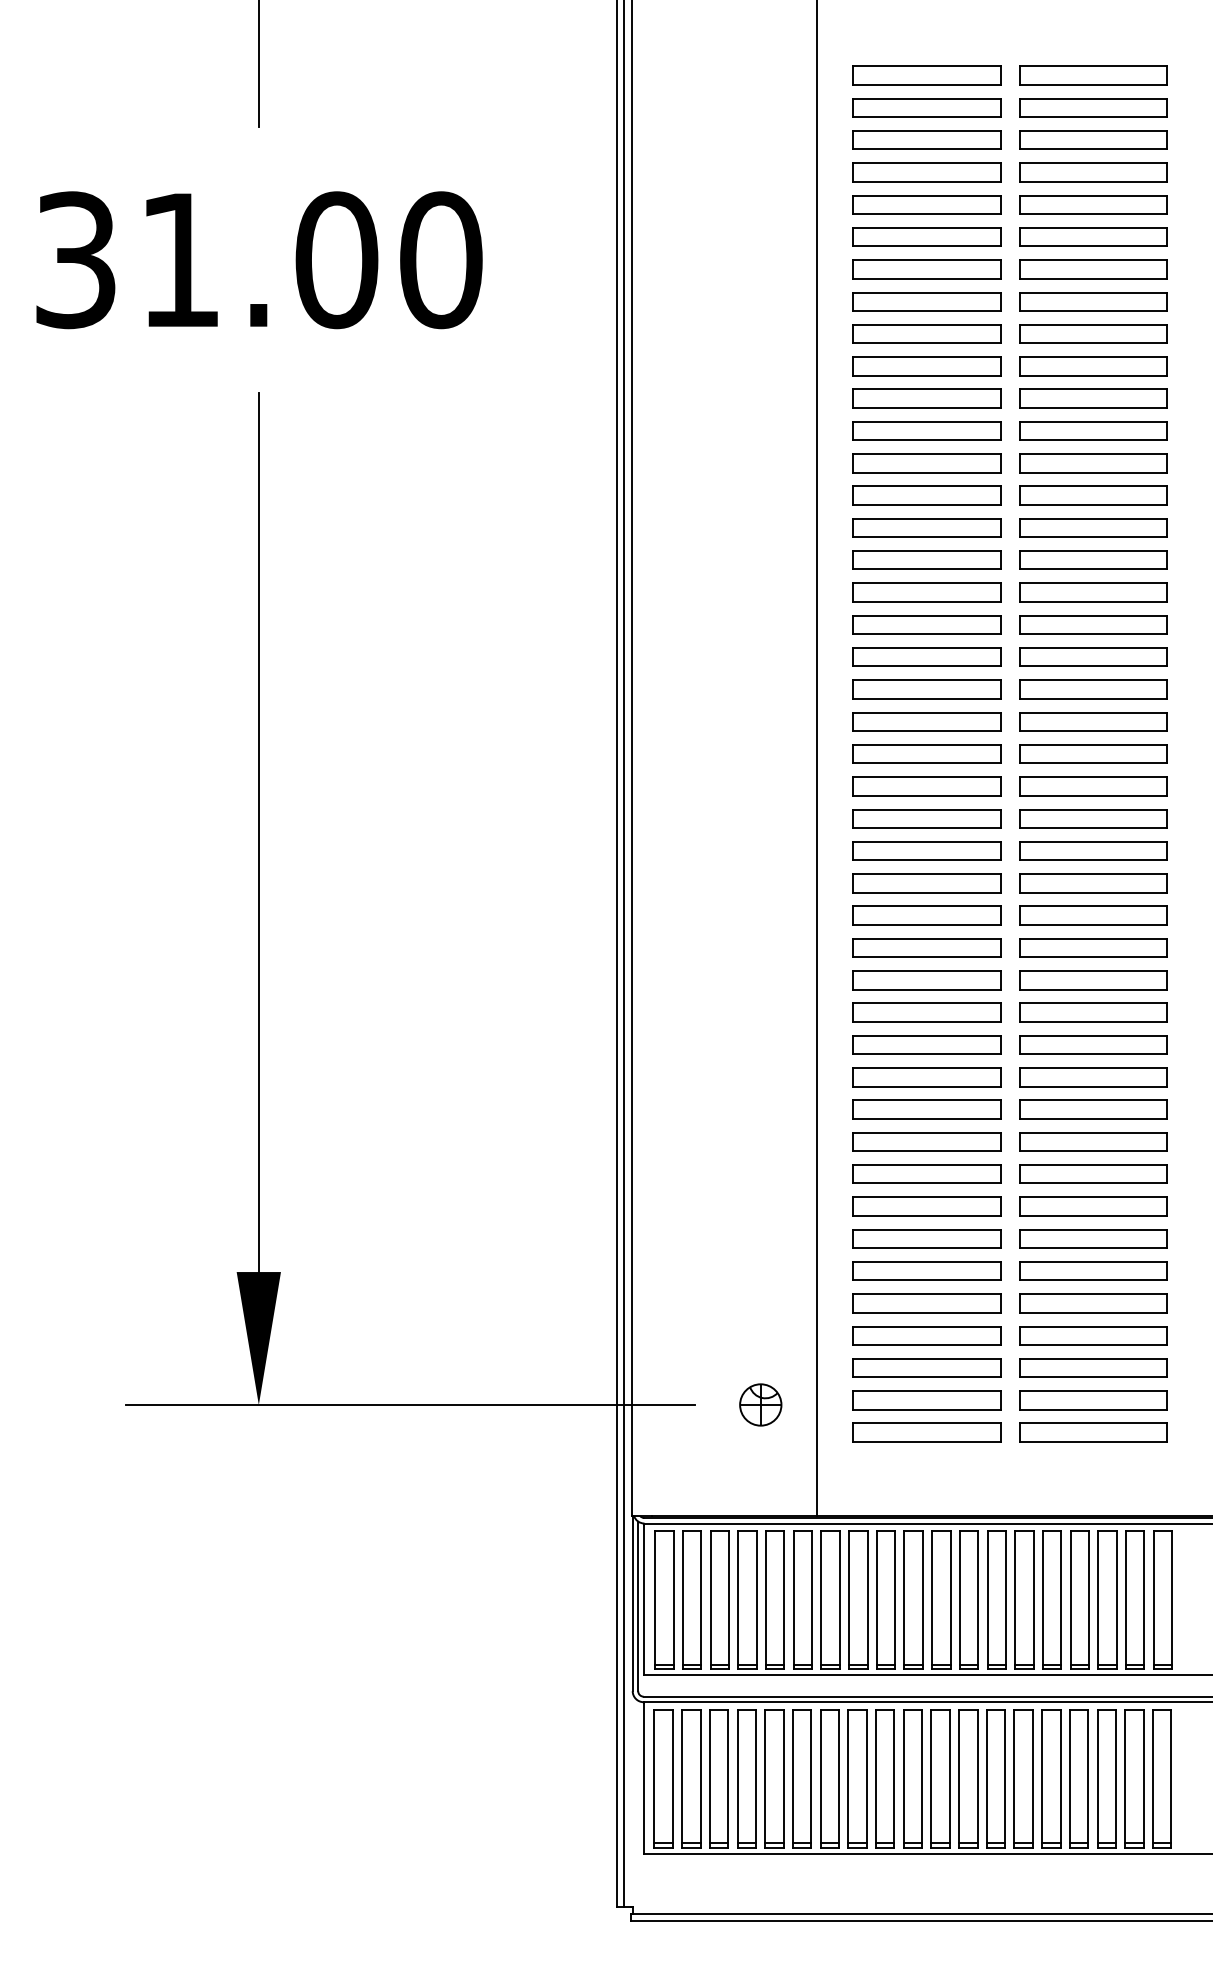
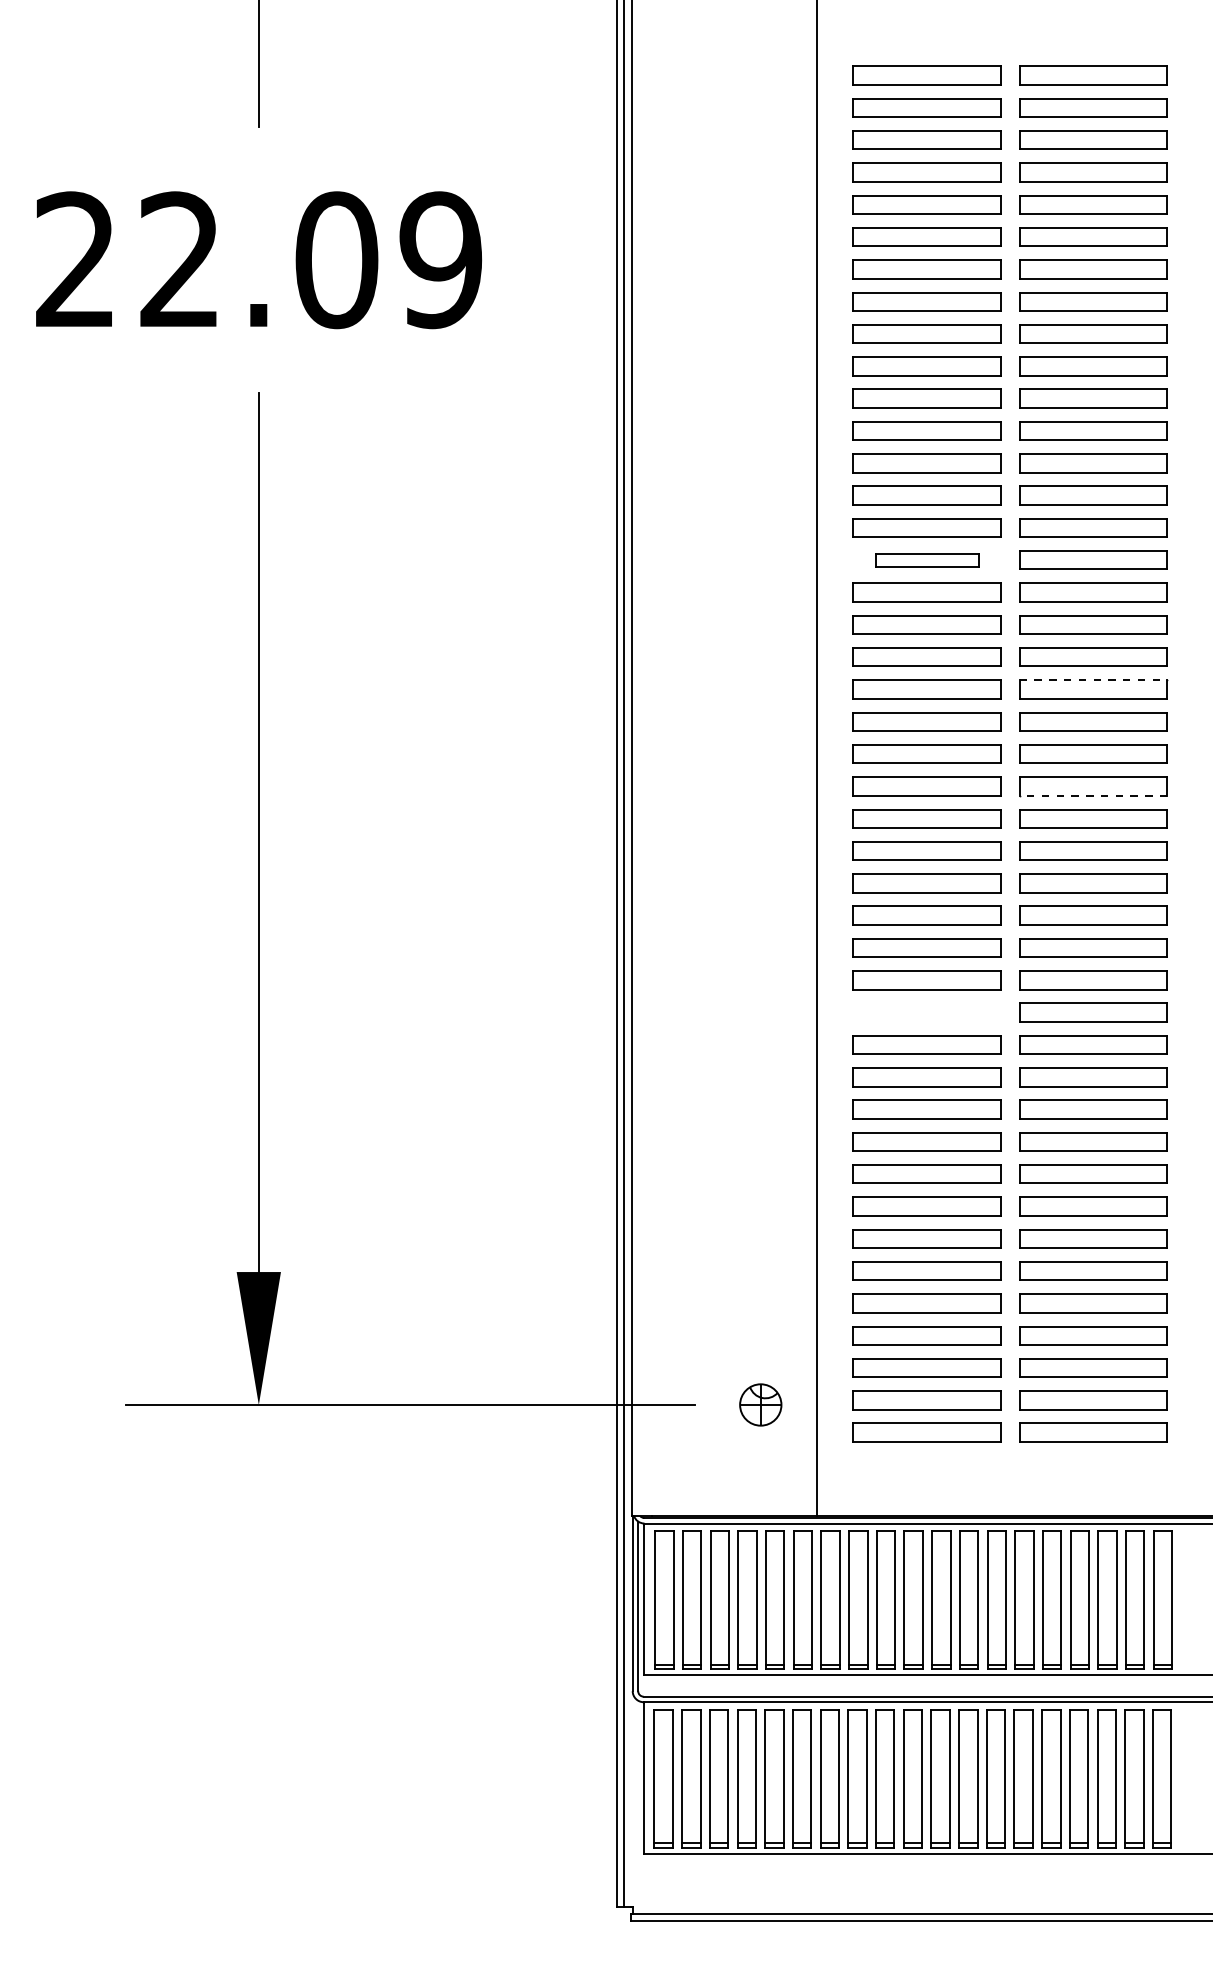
text: 31.00 -> 22.09 (259, 260)
part size: 150x20 px -> 105x15 px (927, 560)
line: solid -> dashed (1093, 680)
line: solid -> dashed (1093, 795)
part: present -> none (926, 1012)
